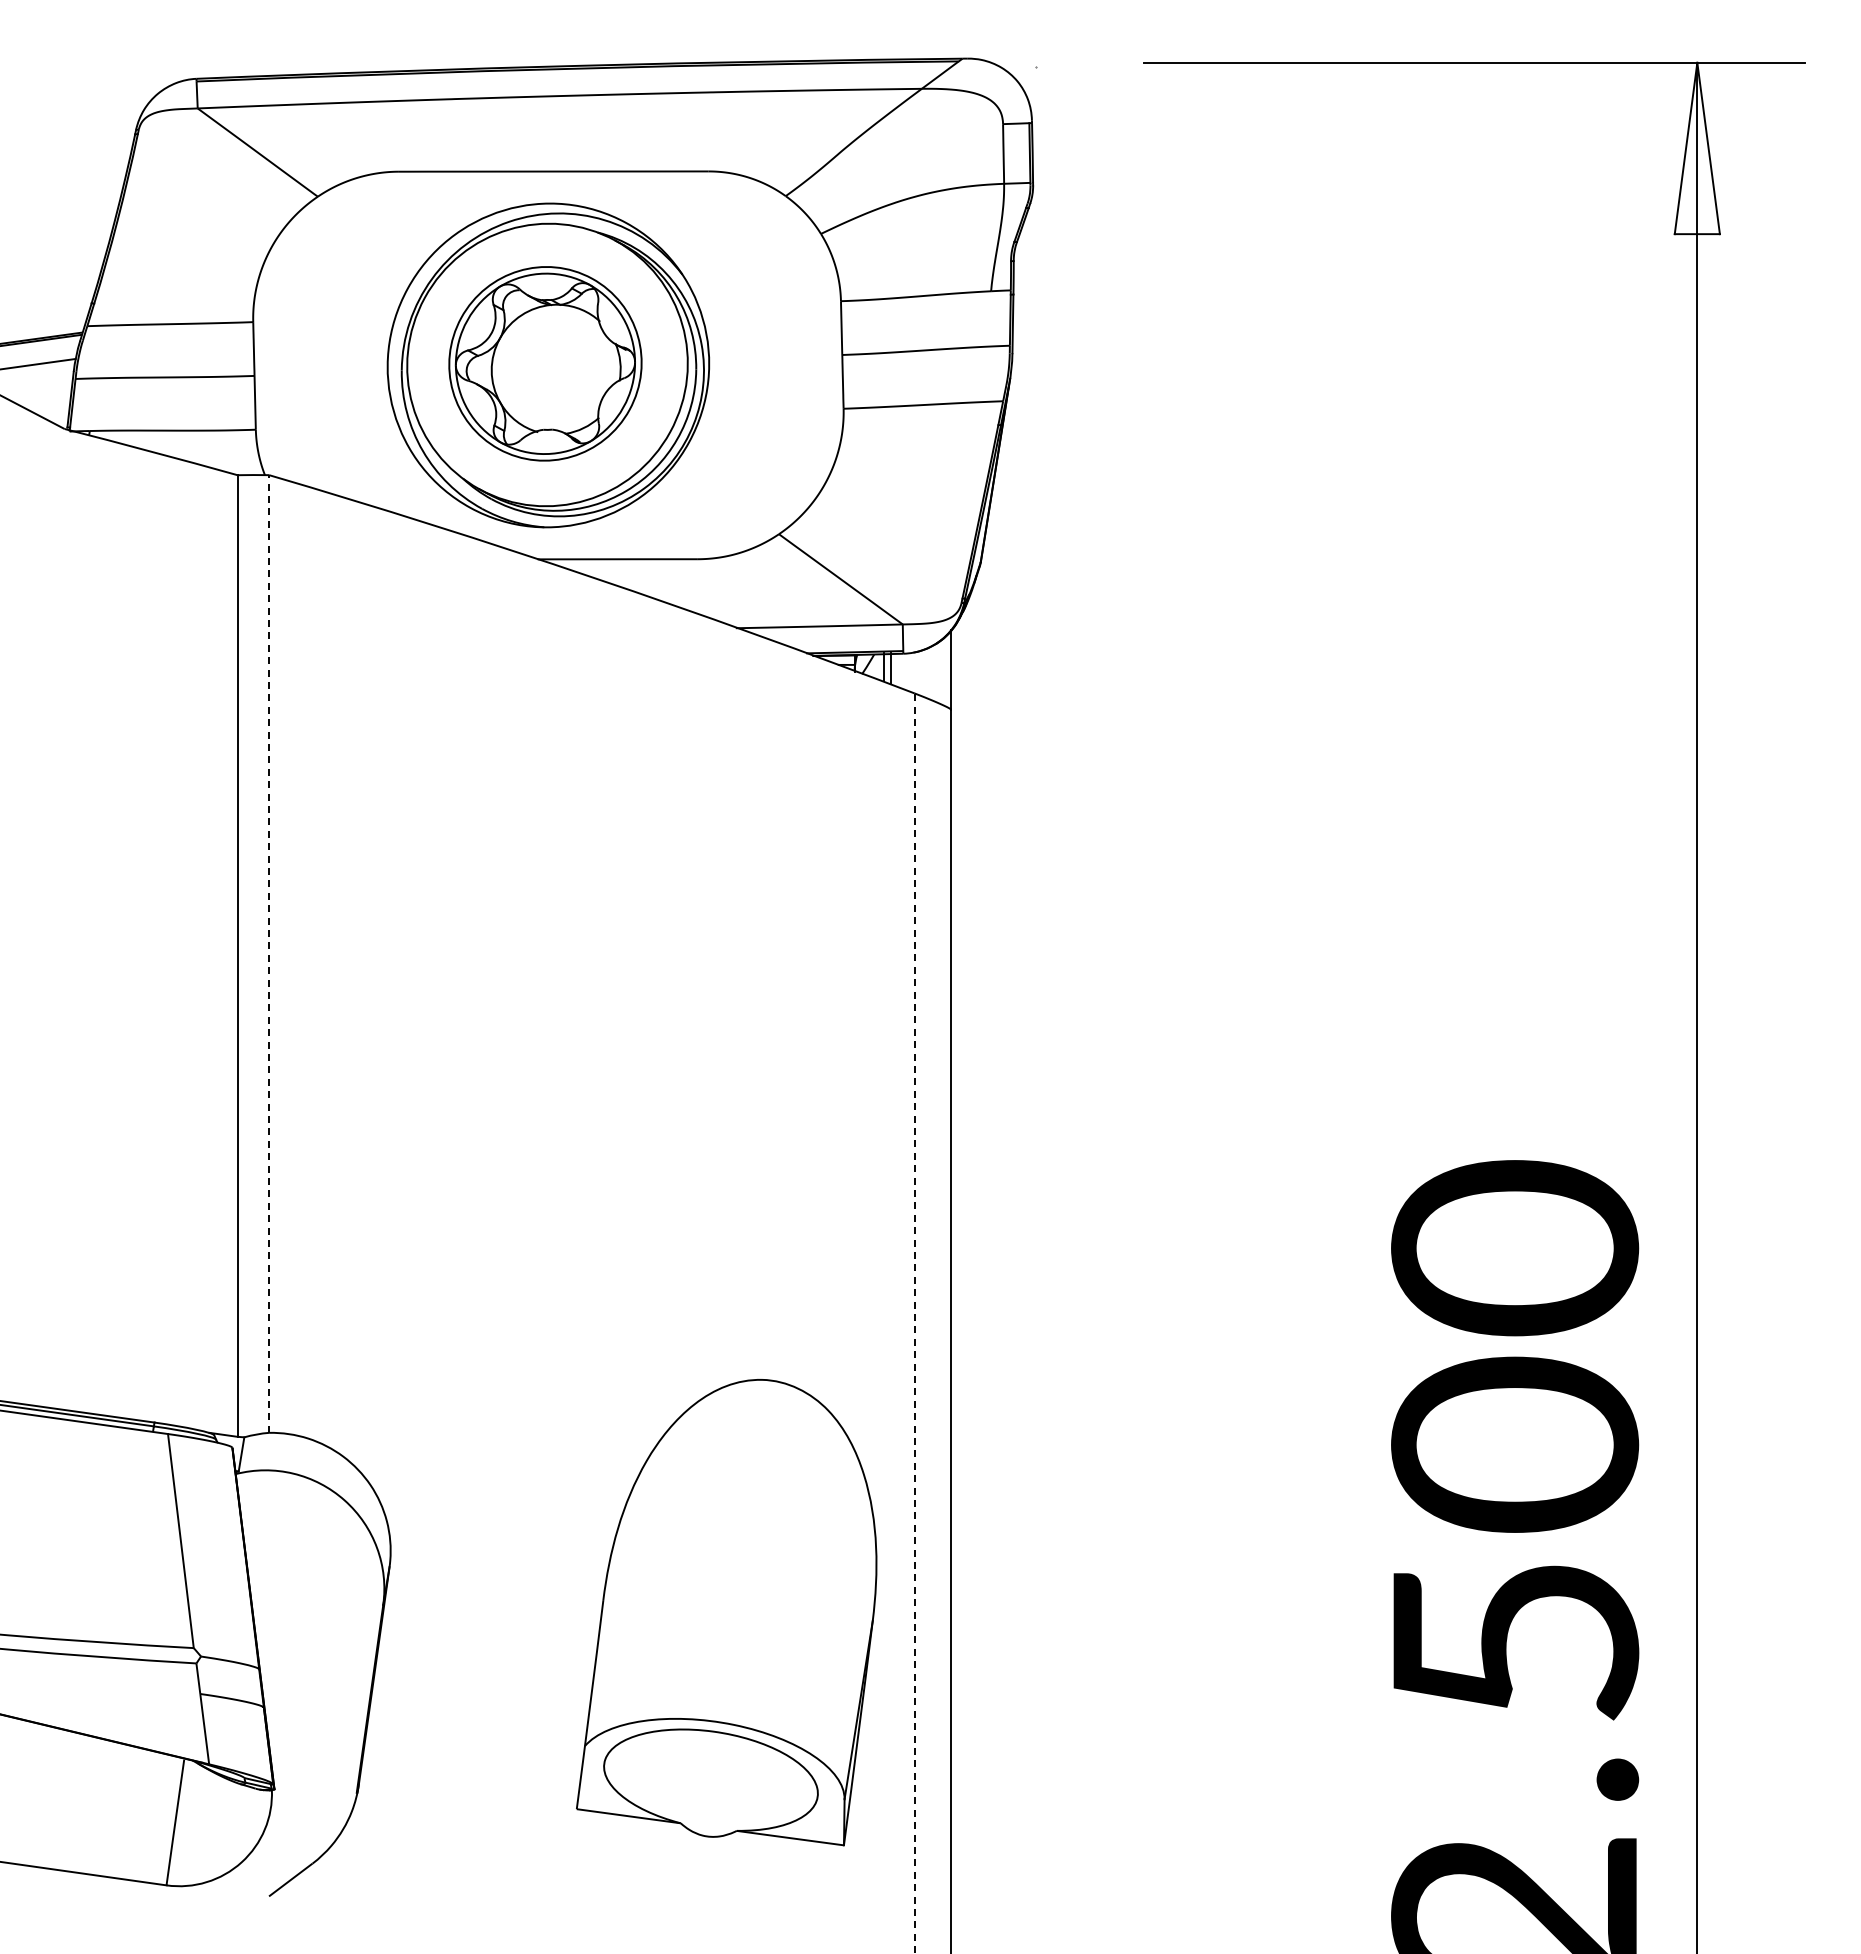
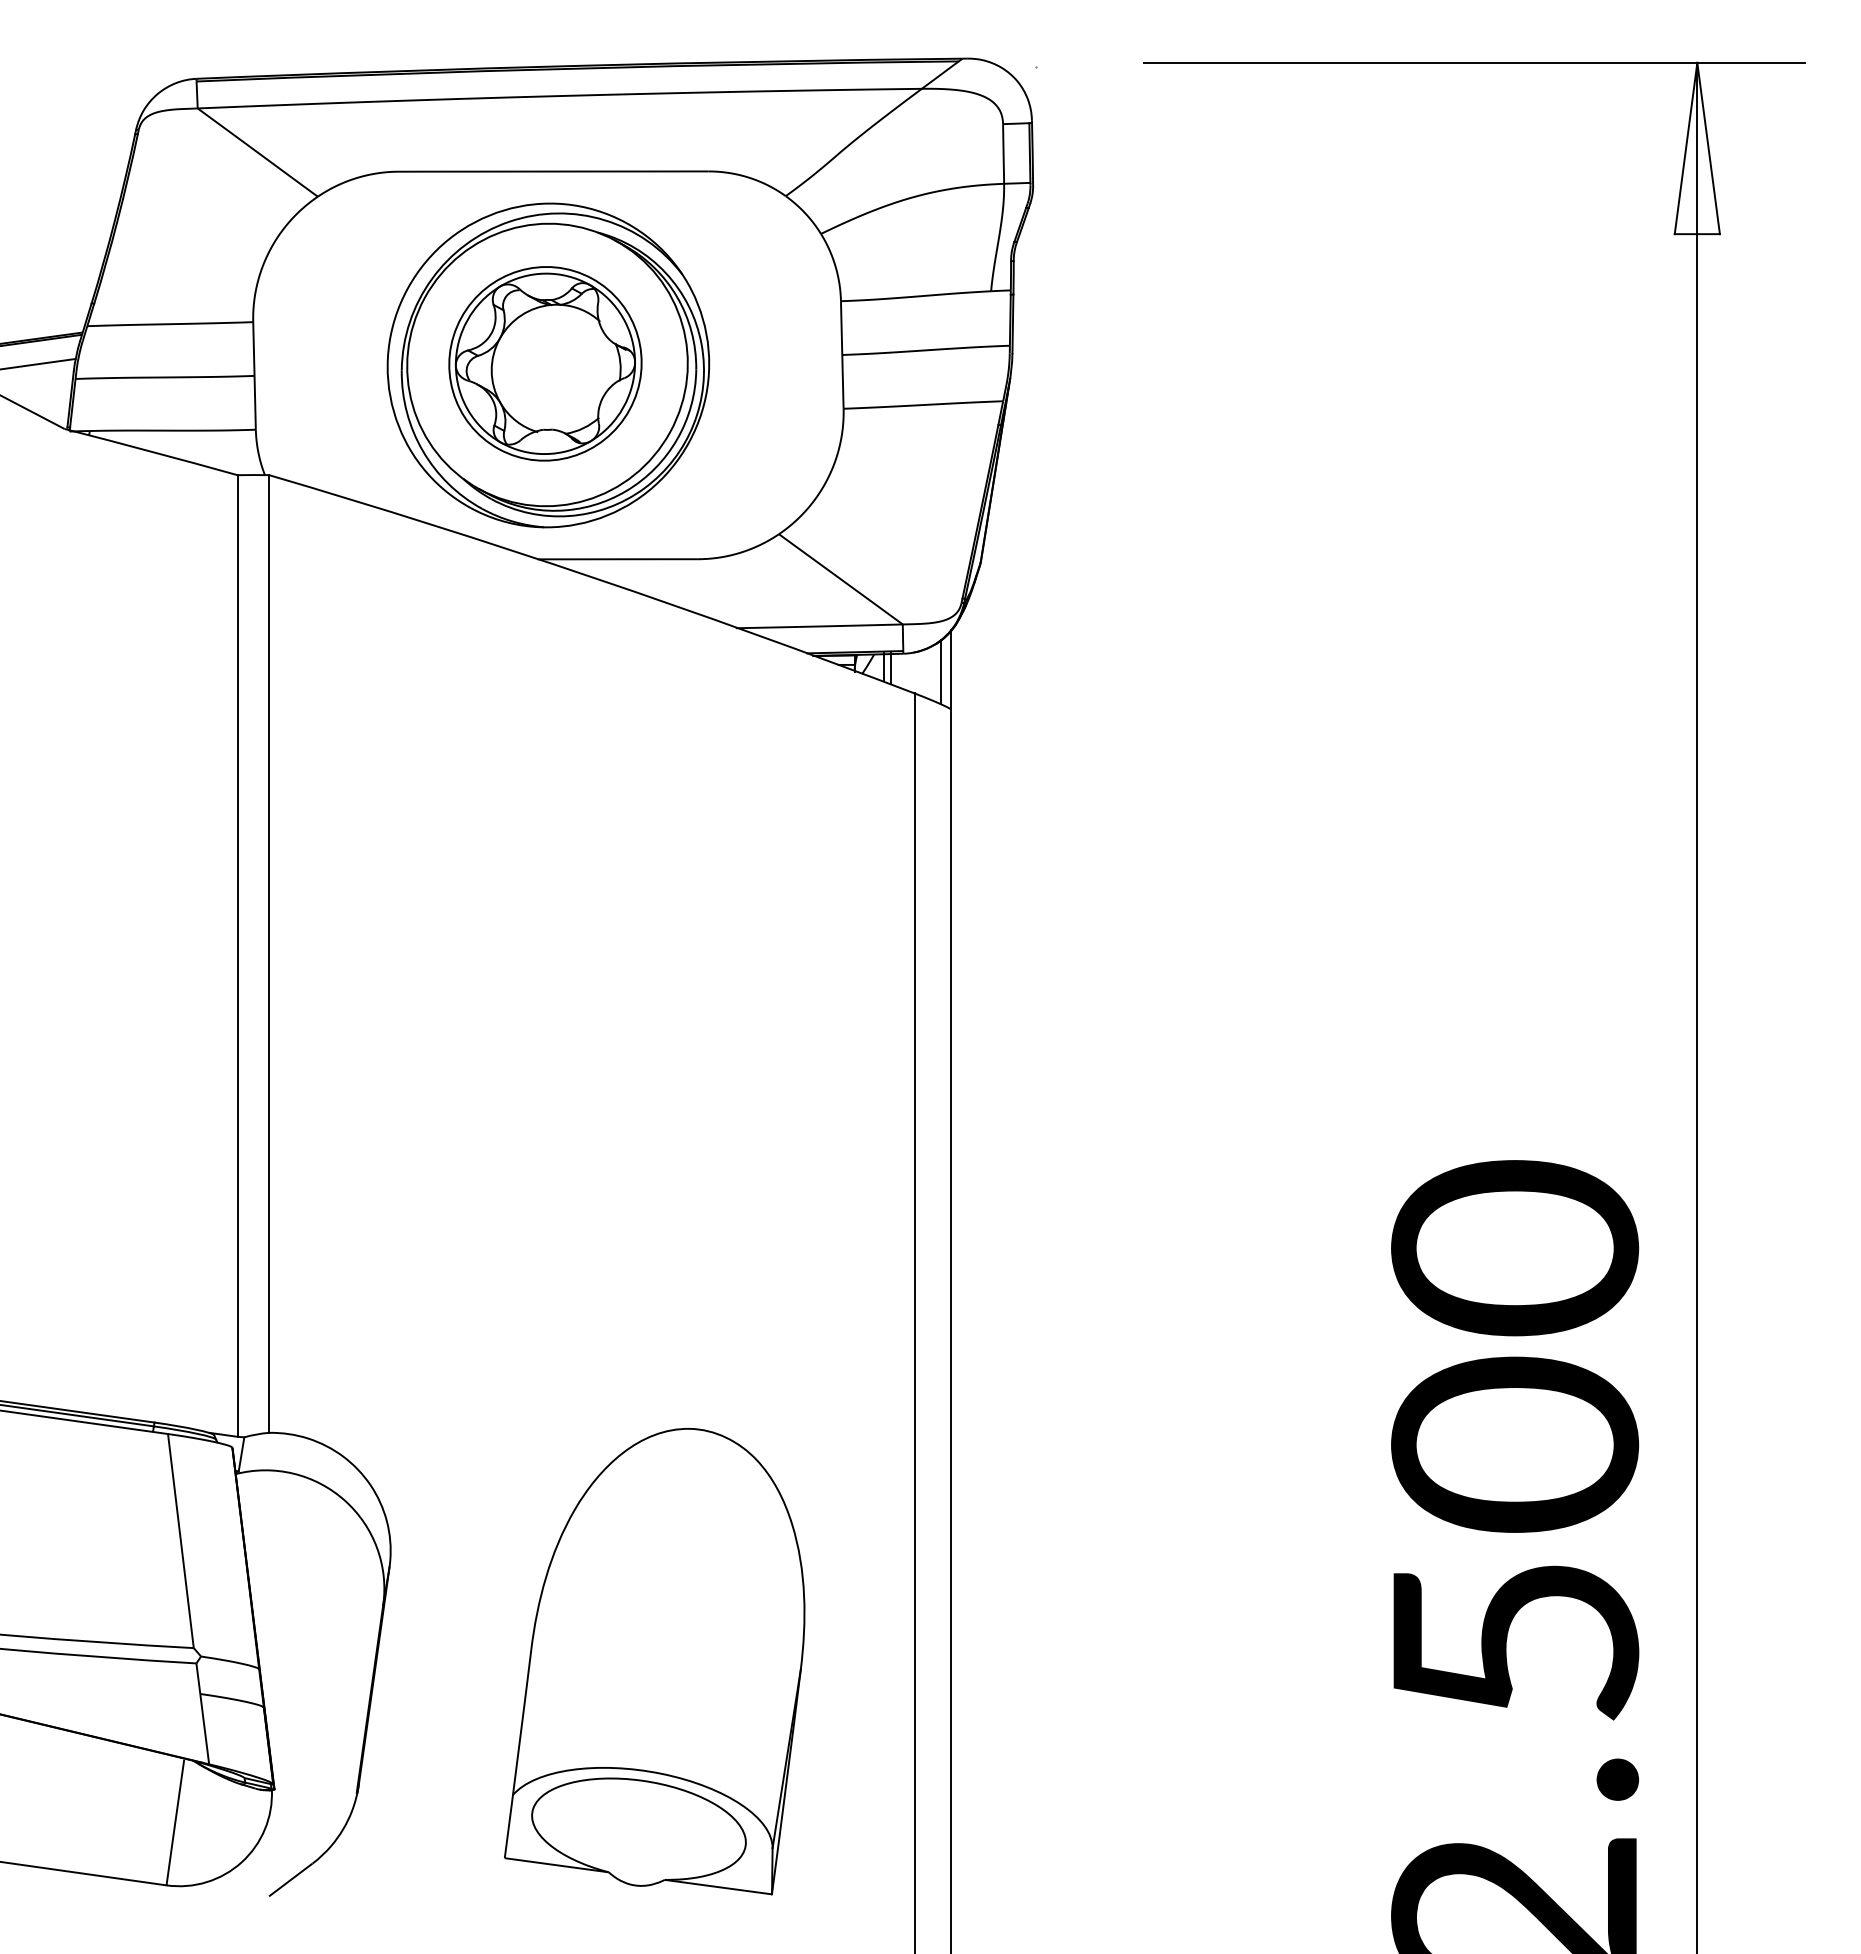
line: none -> present (940, 671)
line: dashed -> solid (269, 954)
line: dashed -> solid (914, 1323)
part position: (726, 1612) -> (654, 1661) (654, 1661)
